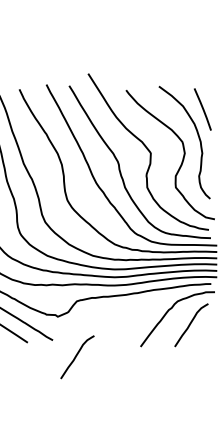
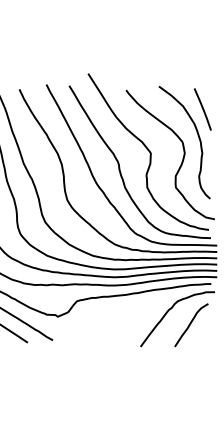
curve: present -> none (76, 357)
